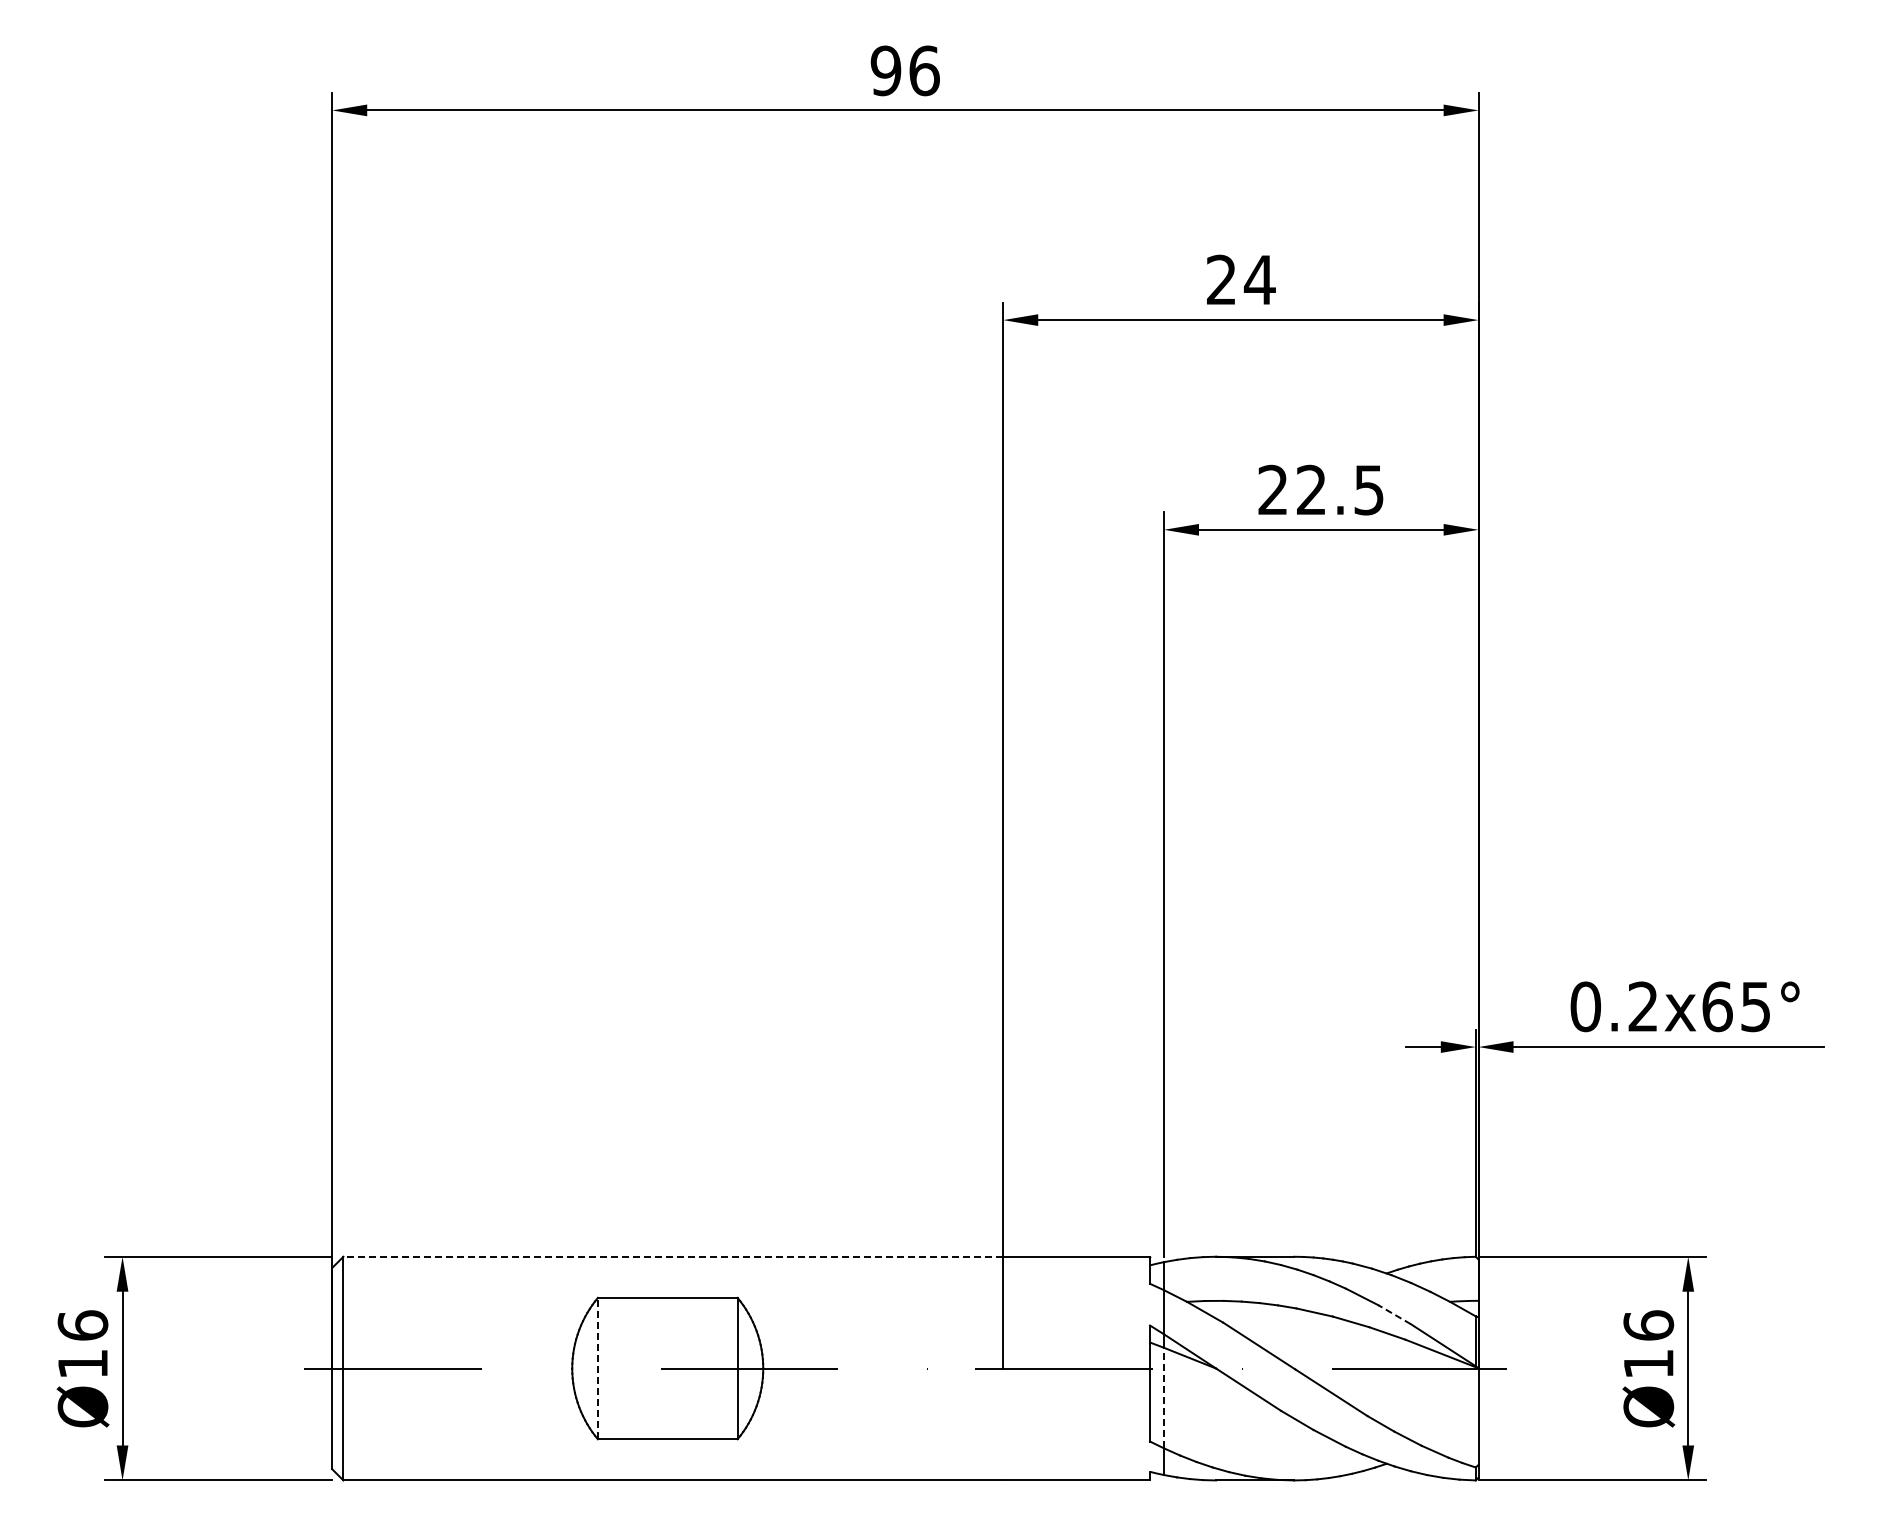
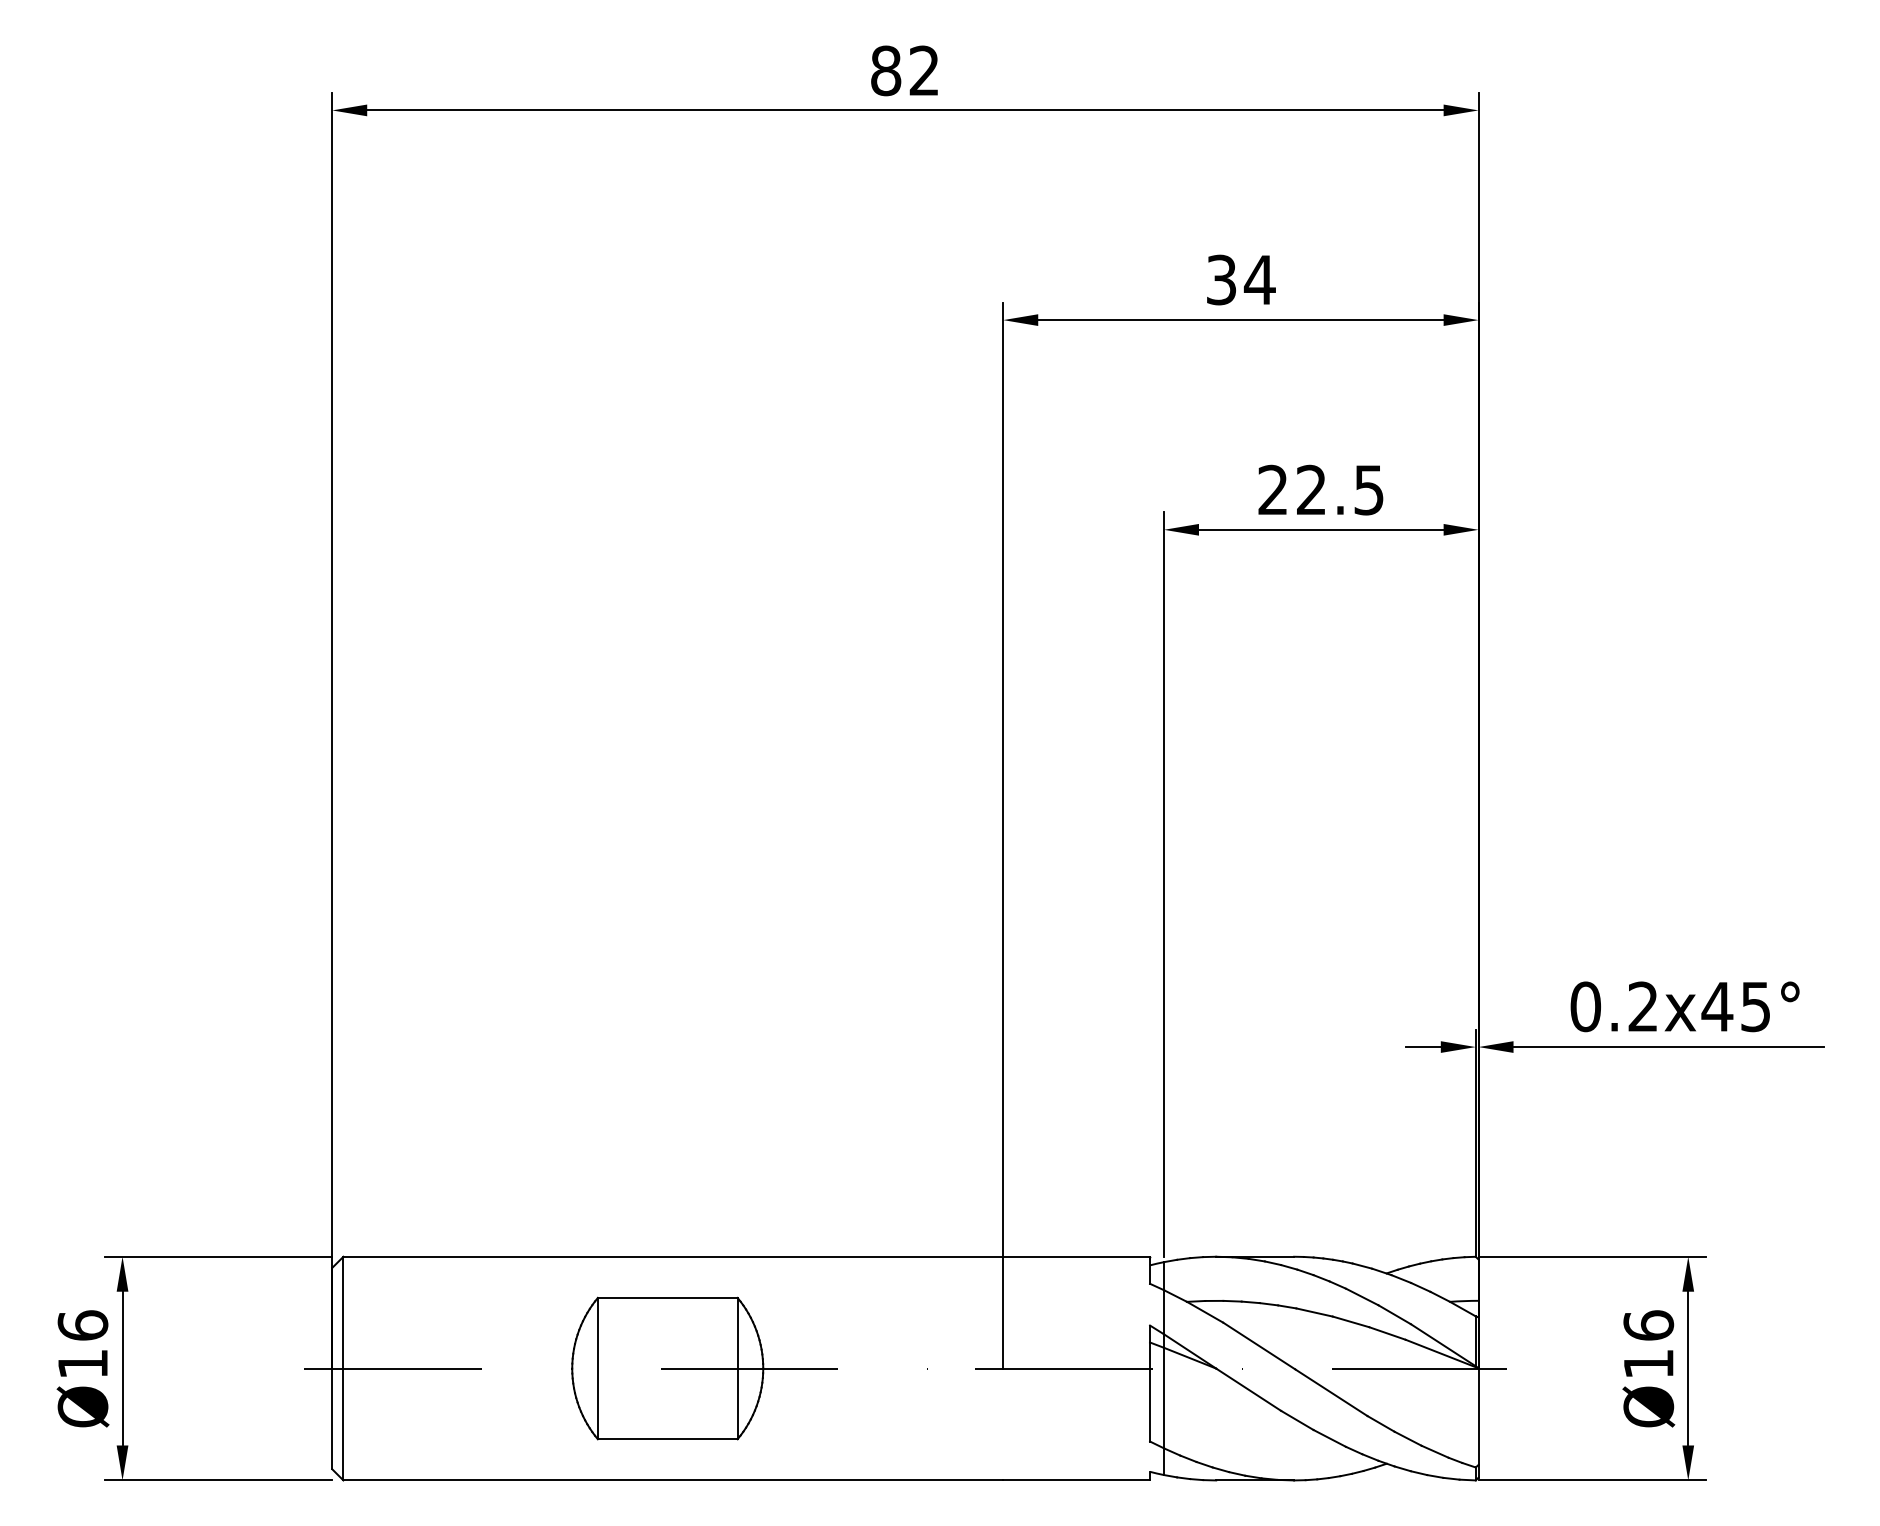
text: 96 -> 82 (904, 70)
text: 24 -> 34 (1221, 280)
text: 0.2x65° -> 0.2x45° (1717, 1006)
line: dashed -> solid (673, 1256)
line: dashed -> solid (1394, 1314)
line: dashed -> solid (597, 1368)
line: dashed -> solid (1164, 1397)
